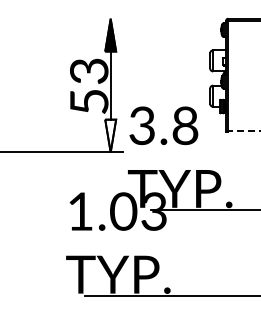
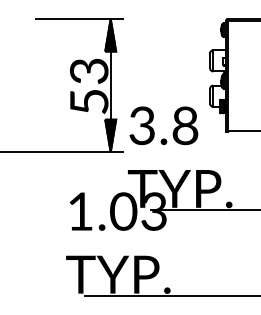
line: none -> present (79, 18)
line: dashed -> solid (243, 130)
fill: none -> present (110, 135)
